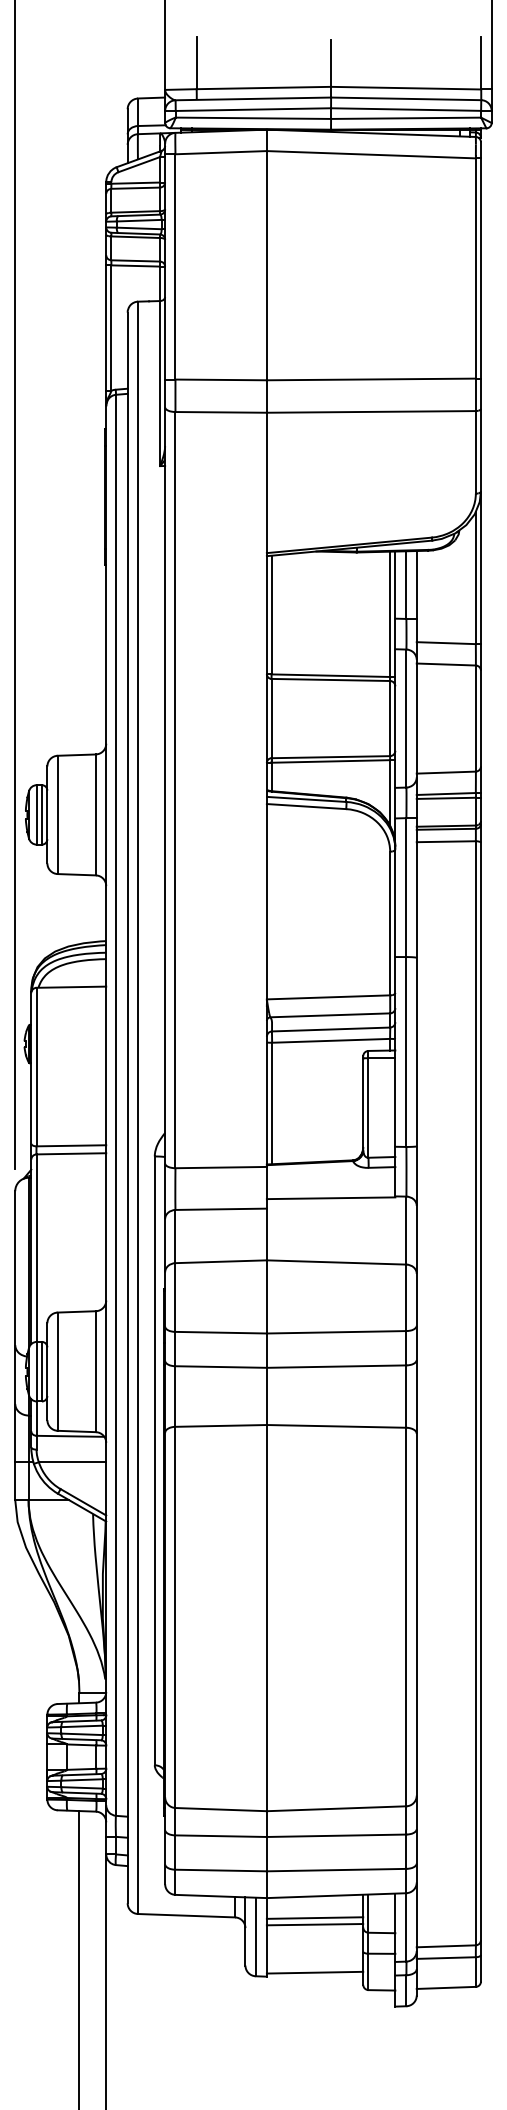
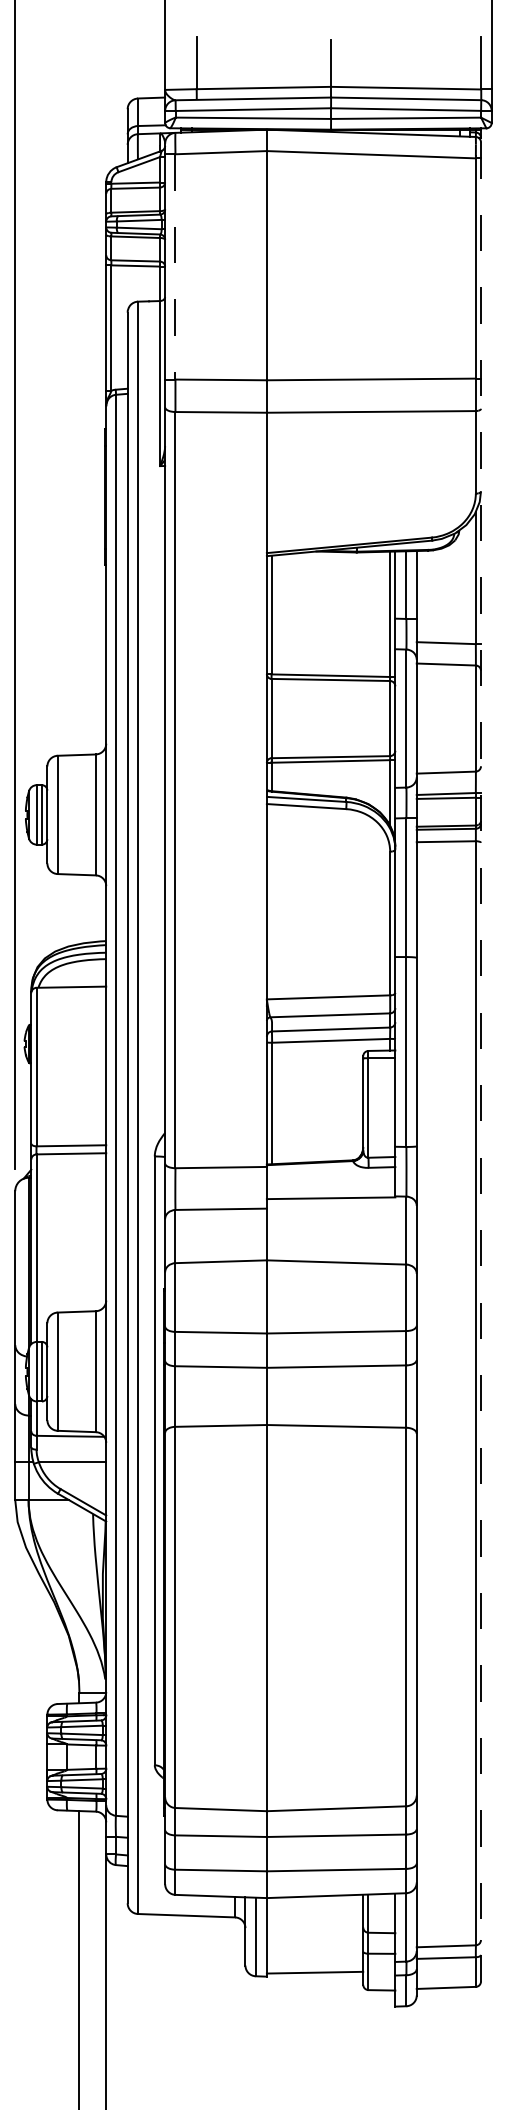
line: solid -> dashed (175, 266)
line: solid -> dashed (481, 1061)
line: present -> none (314, 1917)
line: present -> none (314, 1924)
